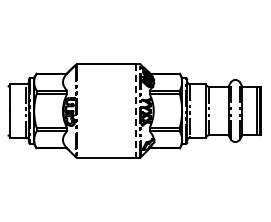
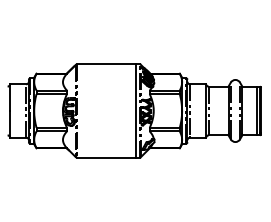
line: dashed -> solid (135, 111)
